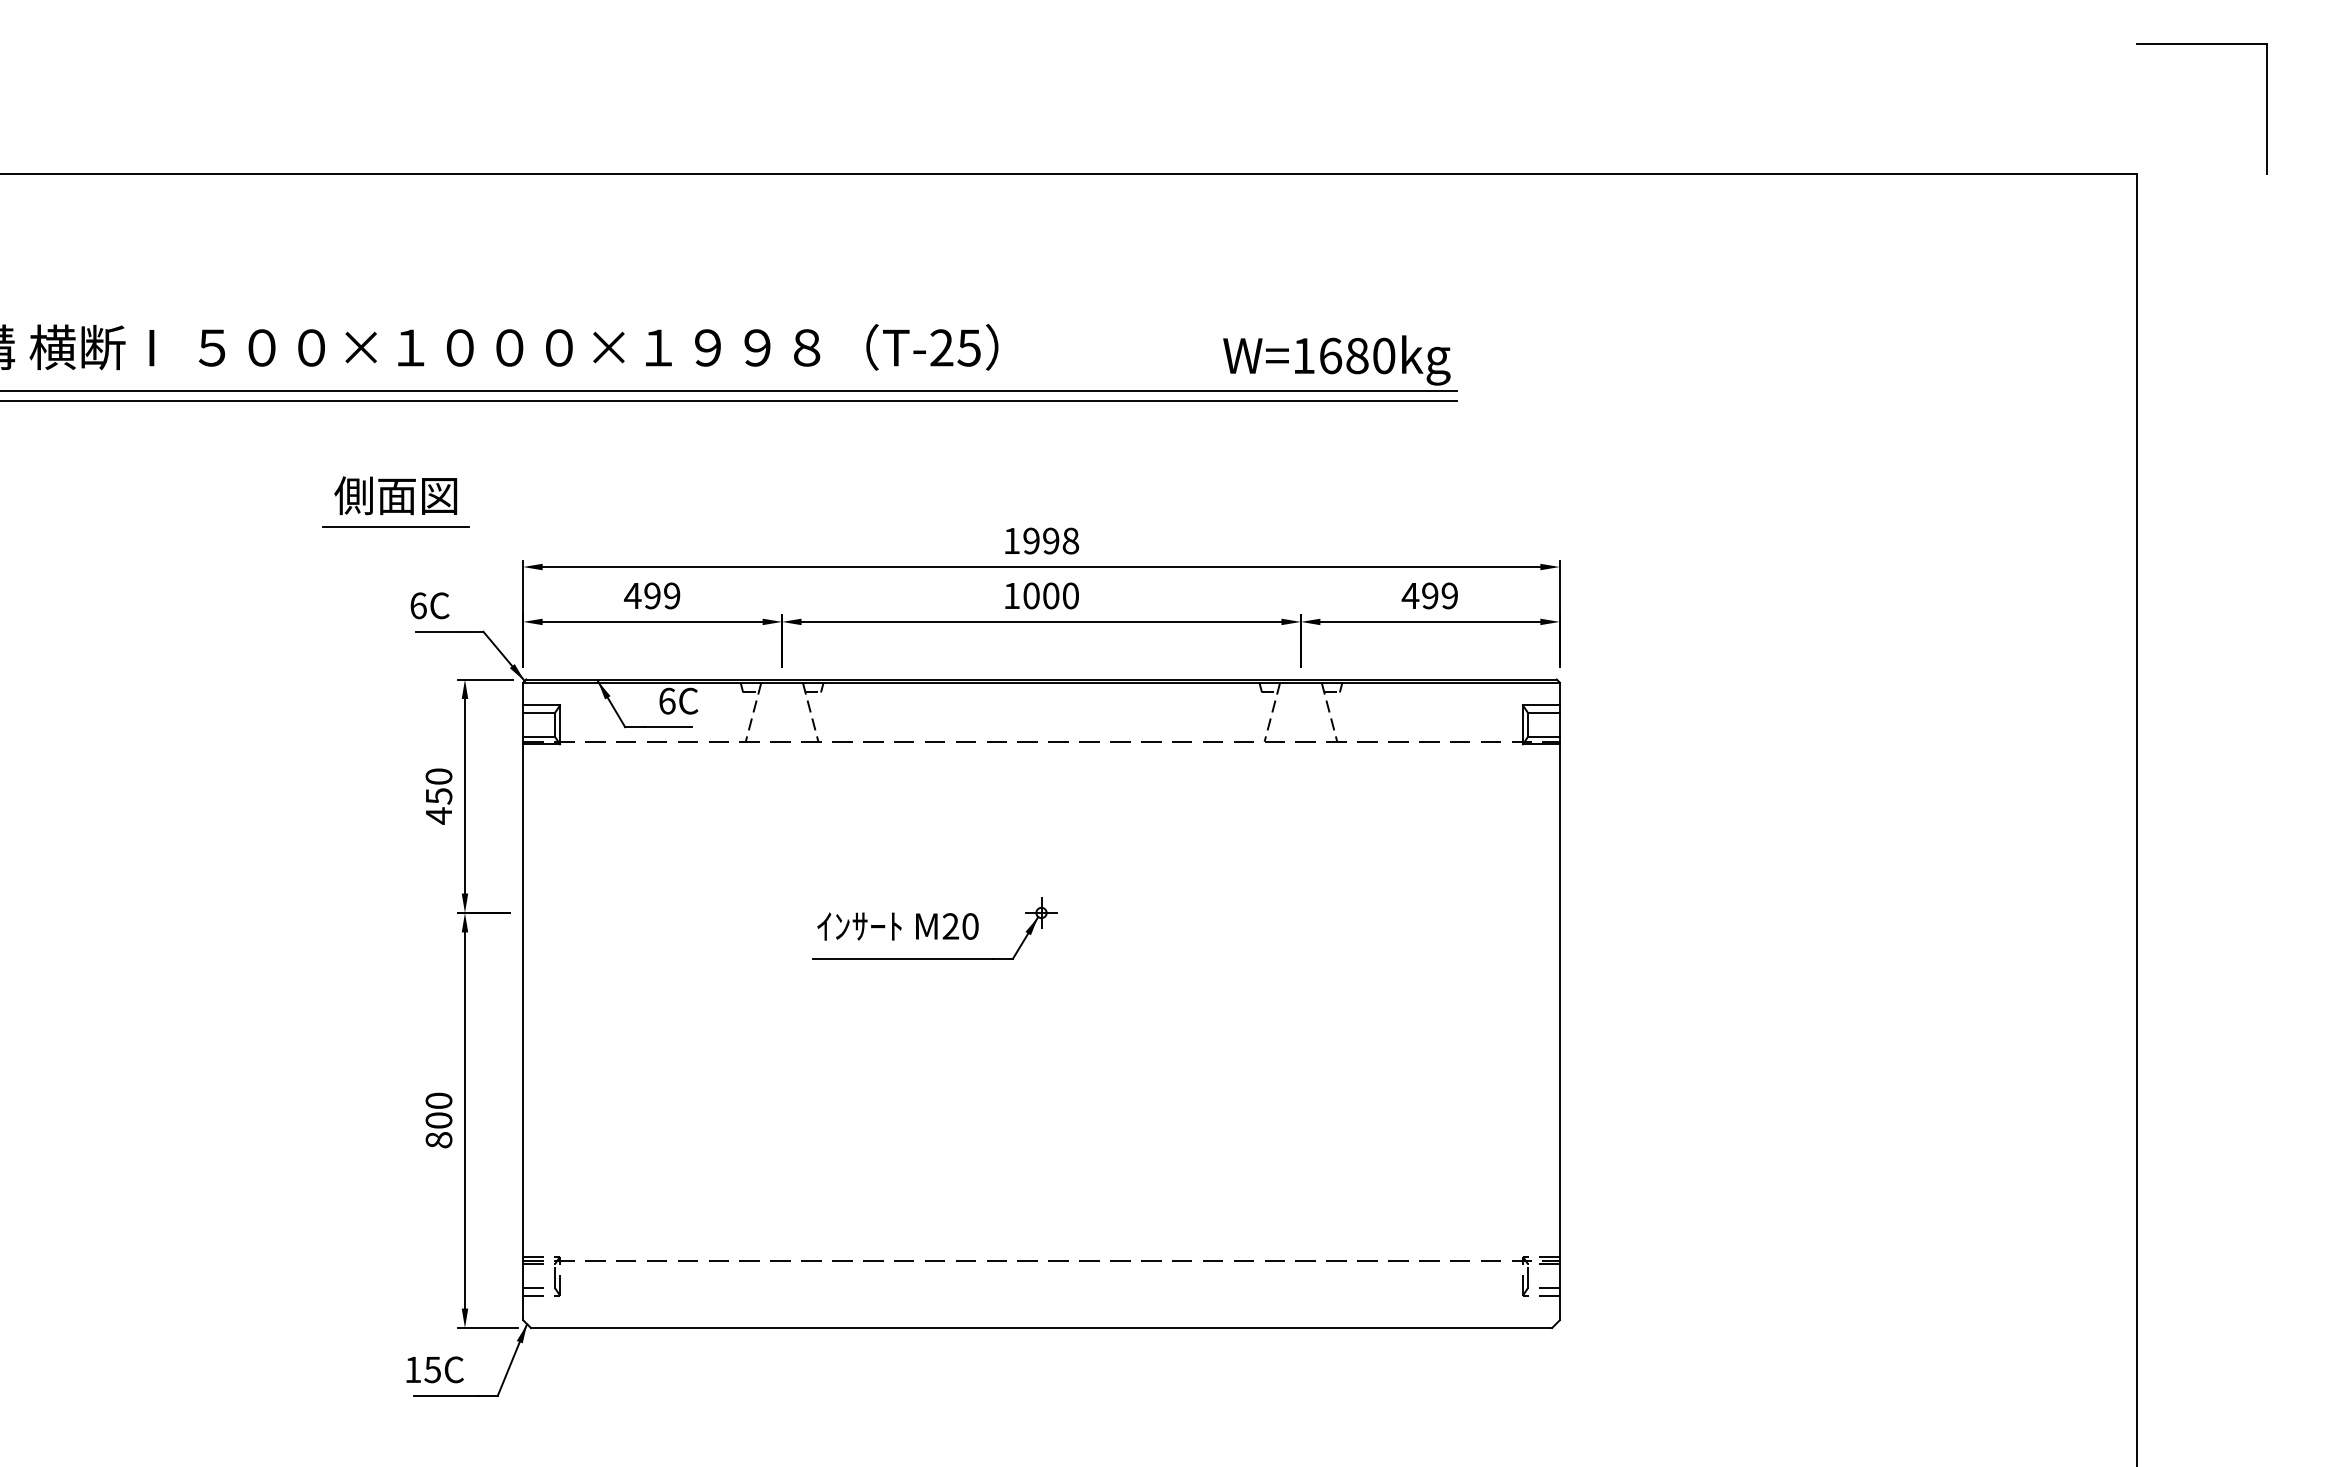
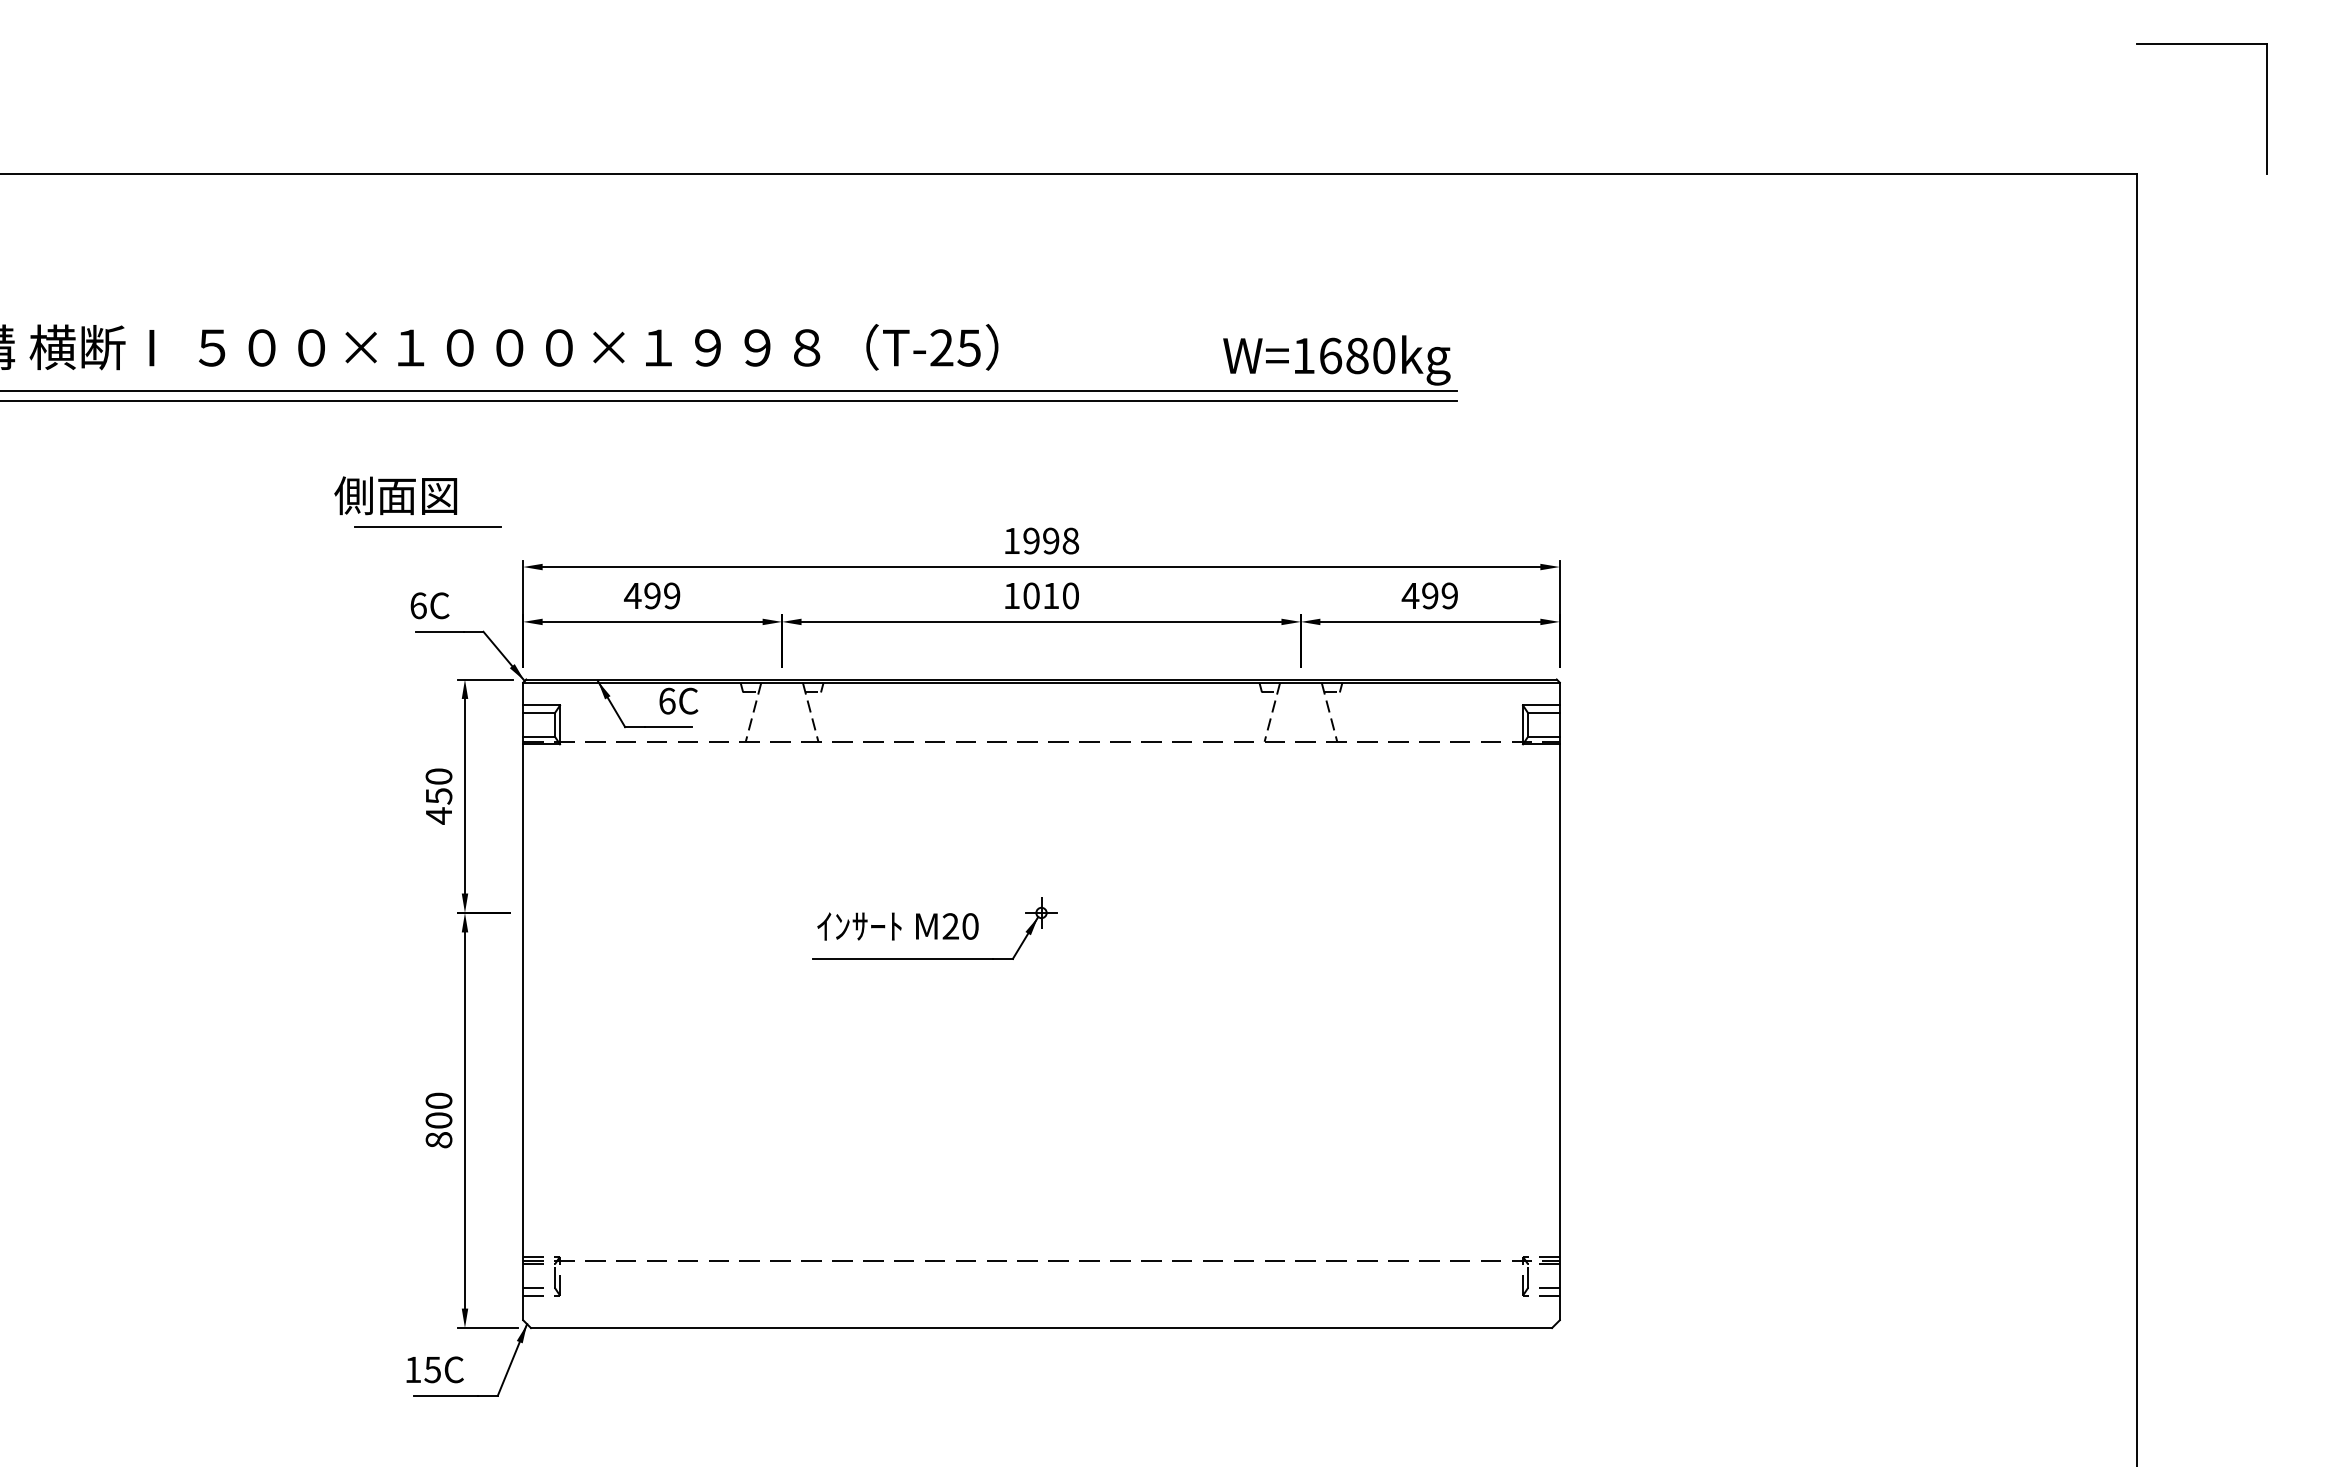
line position: (395, 526) -> (427, 526) (427, 526)
text: 1000 -> 1010 (1051, 595)
